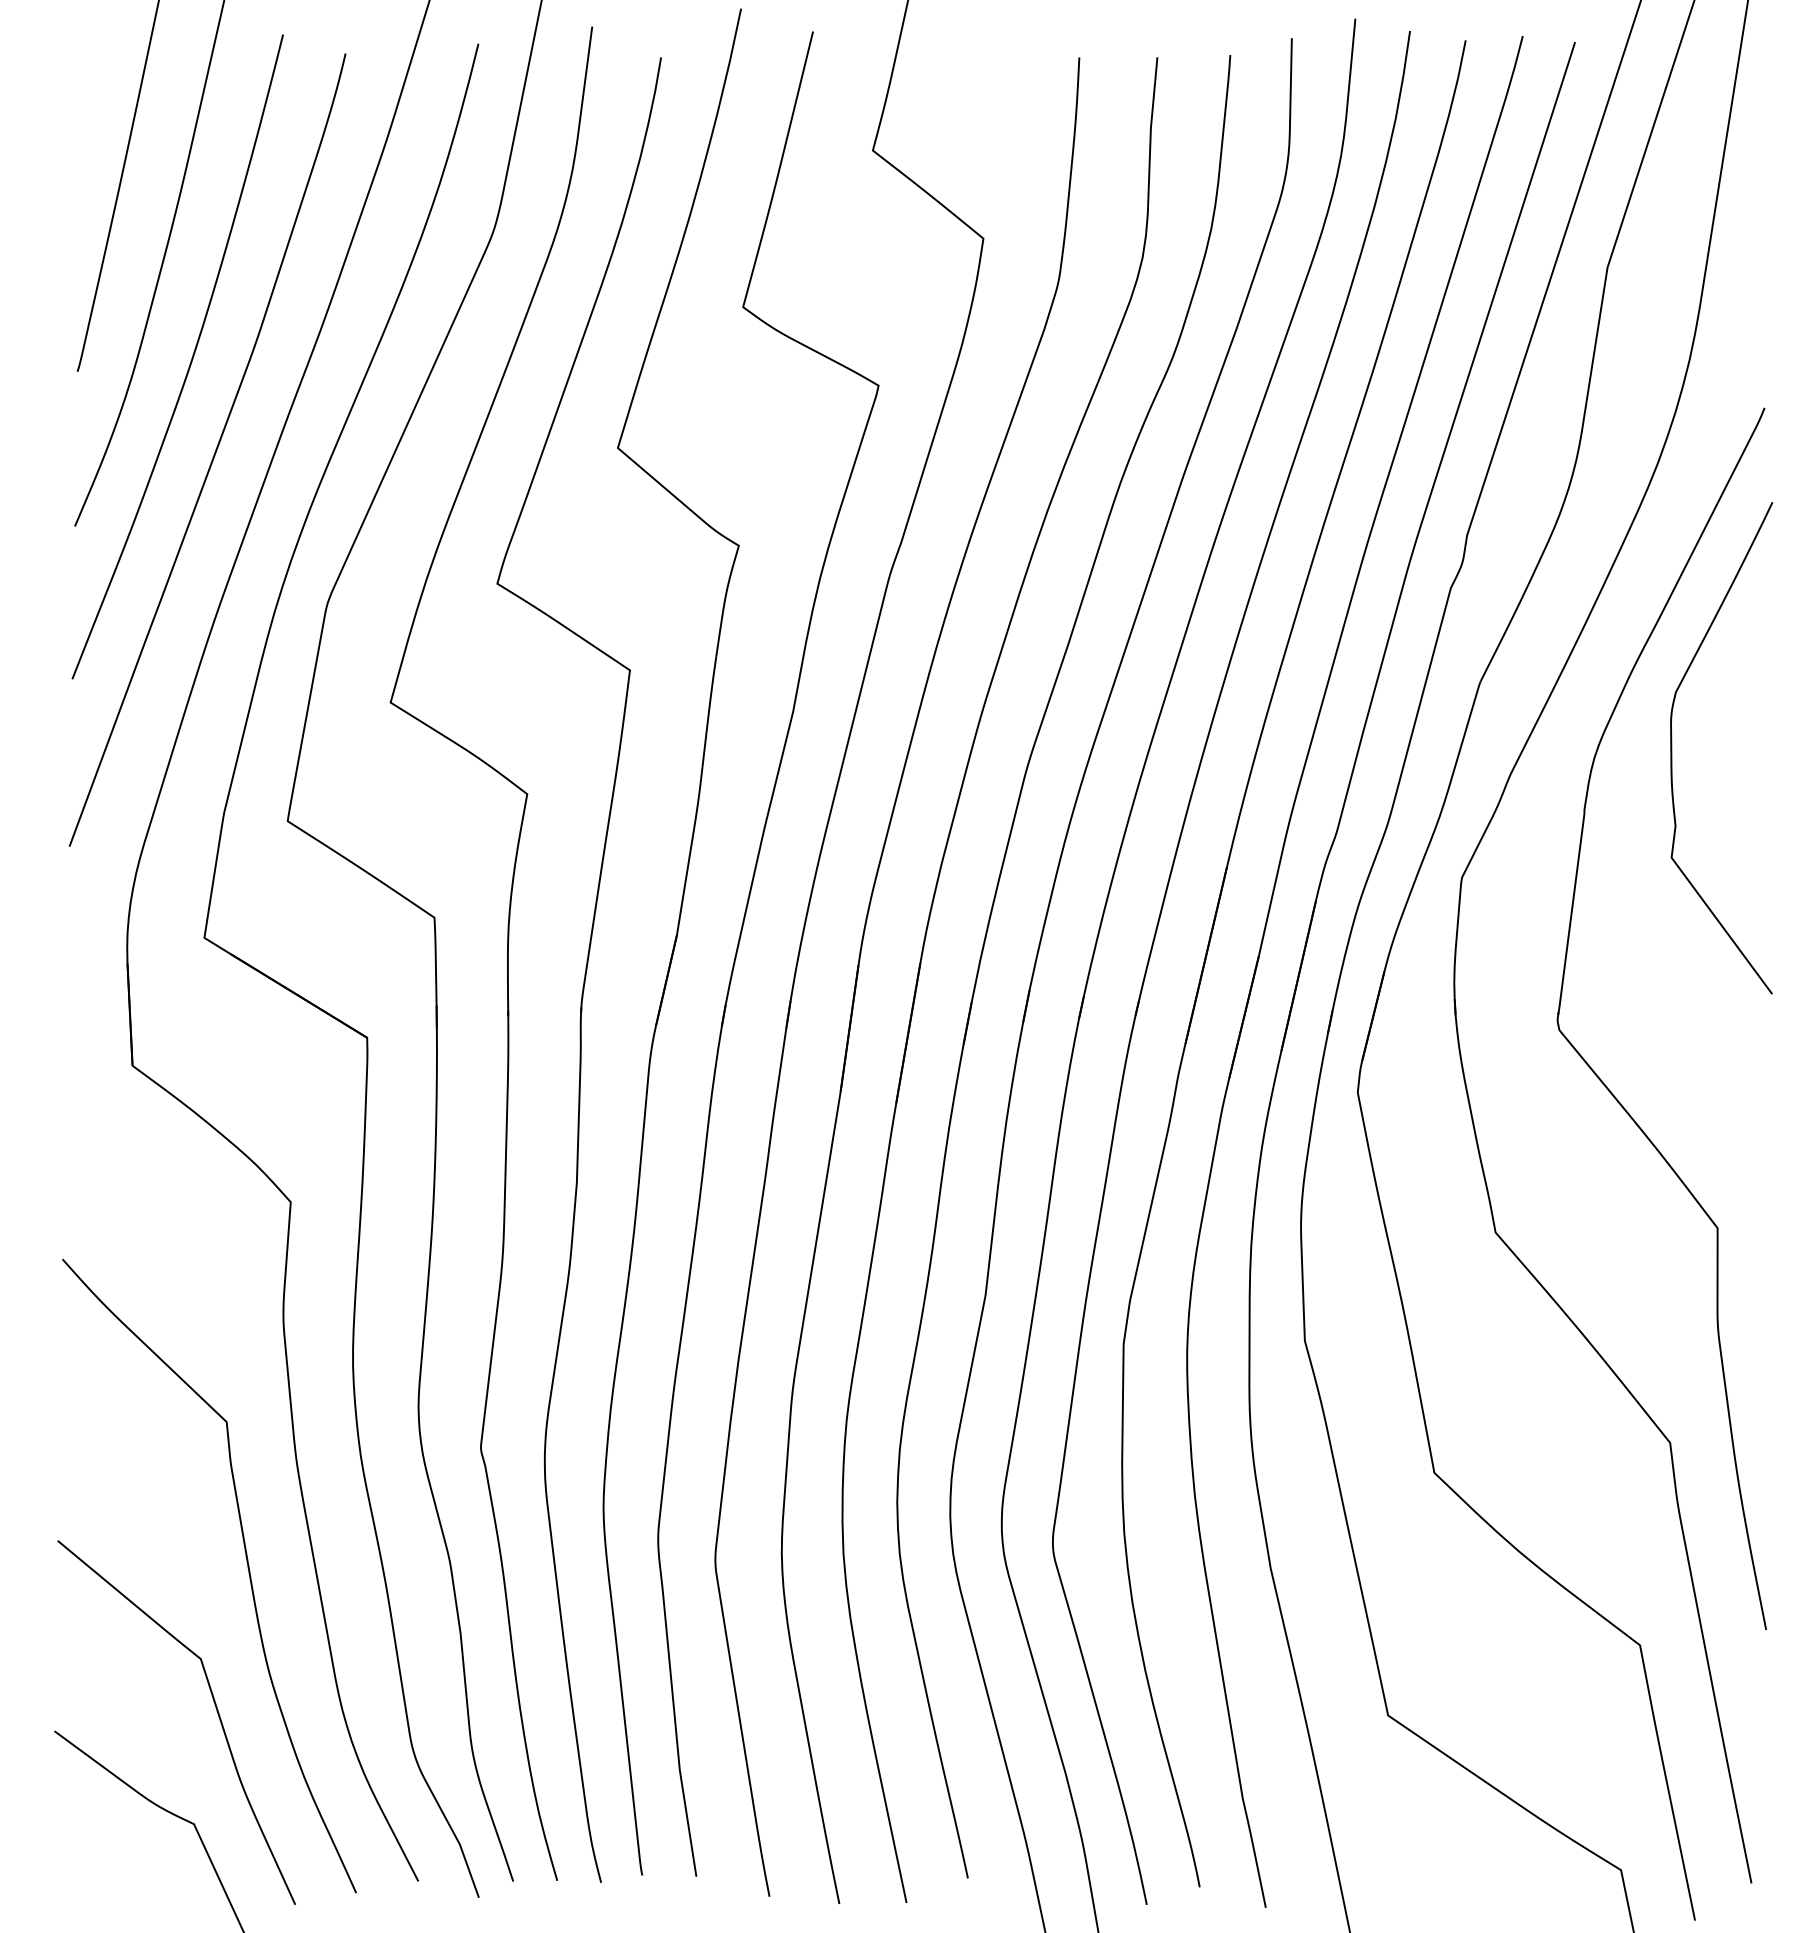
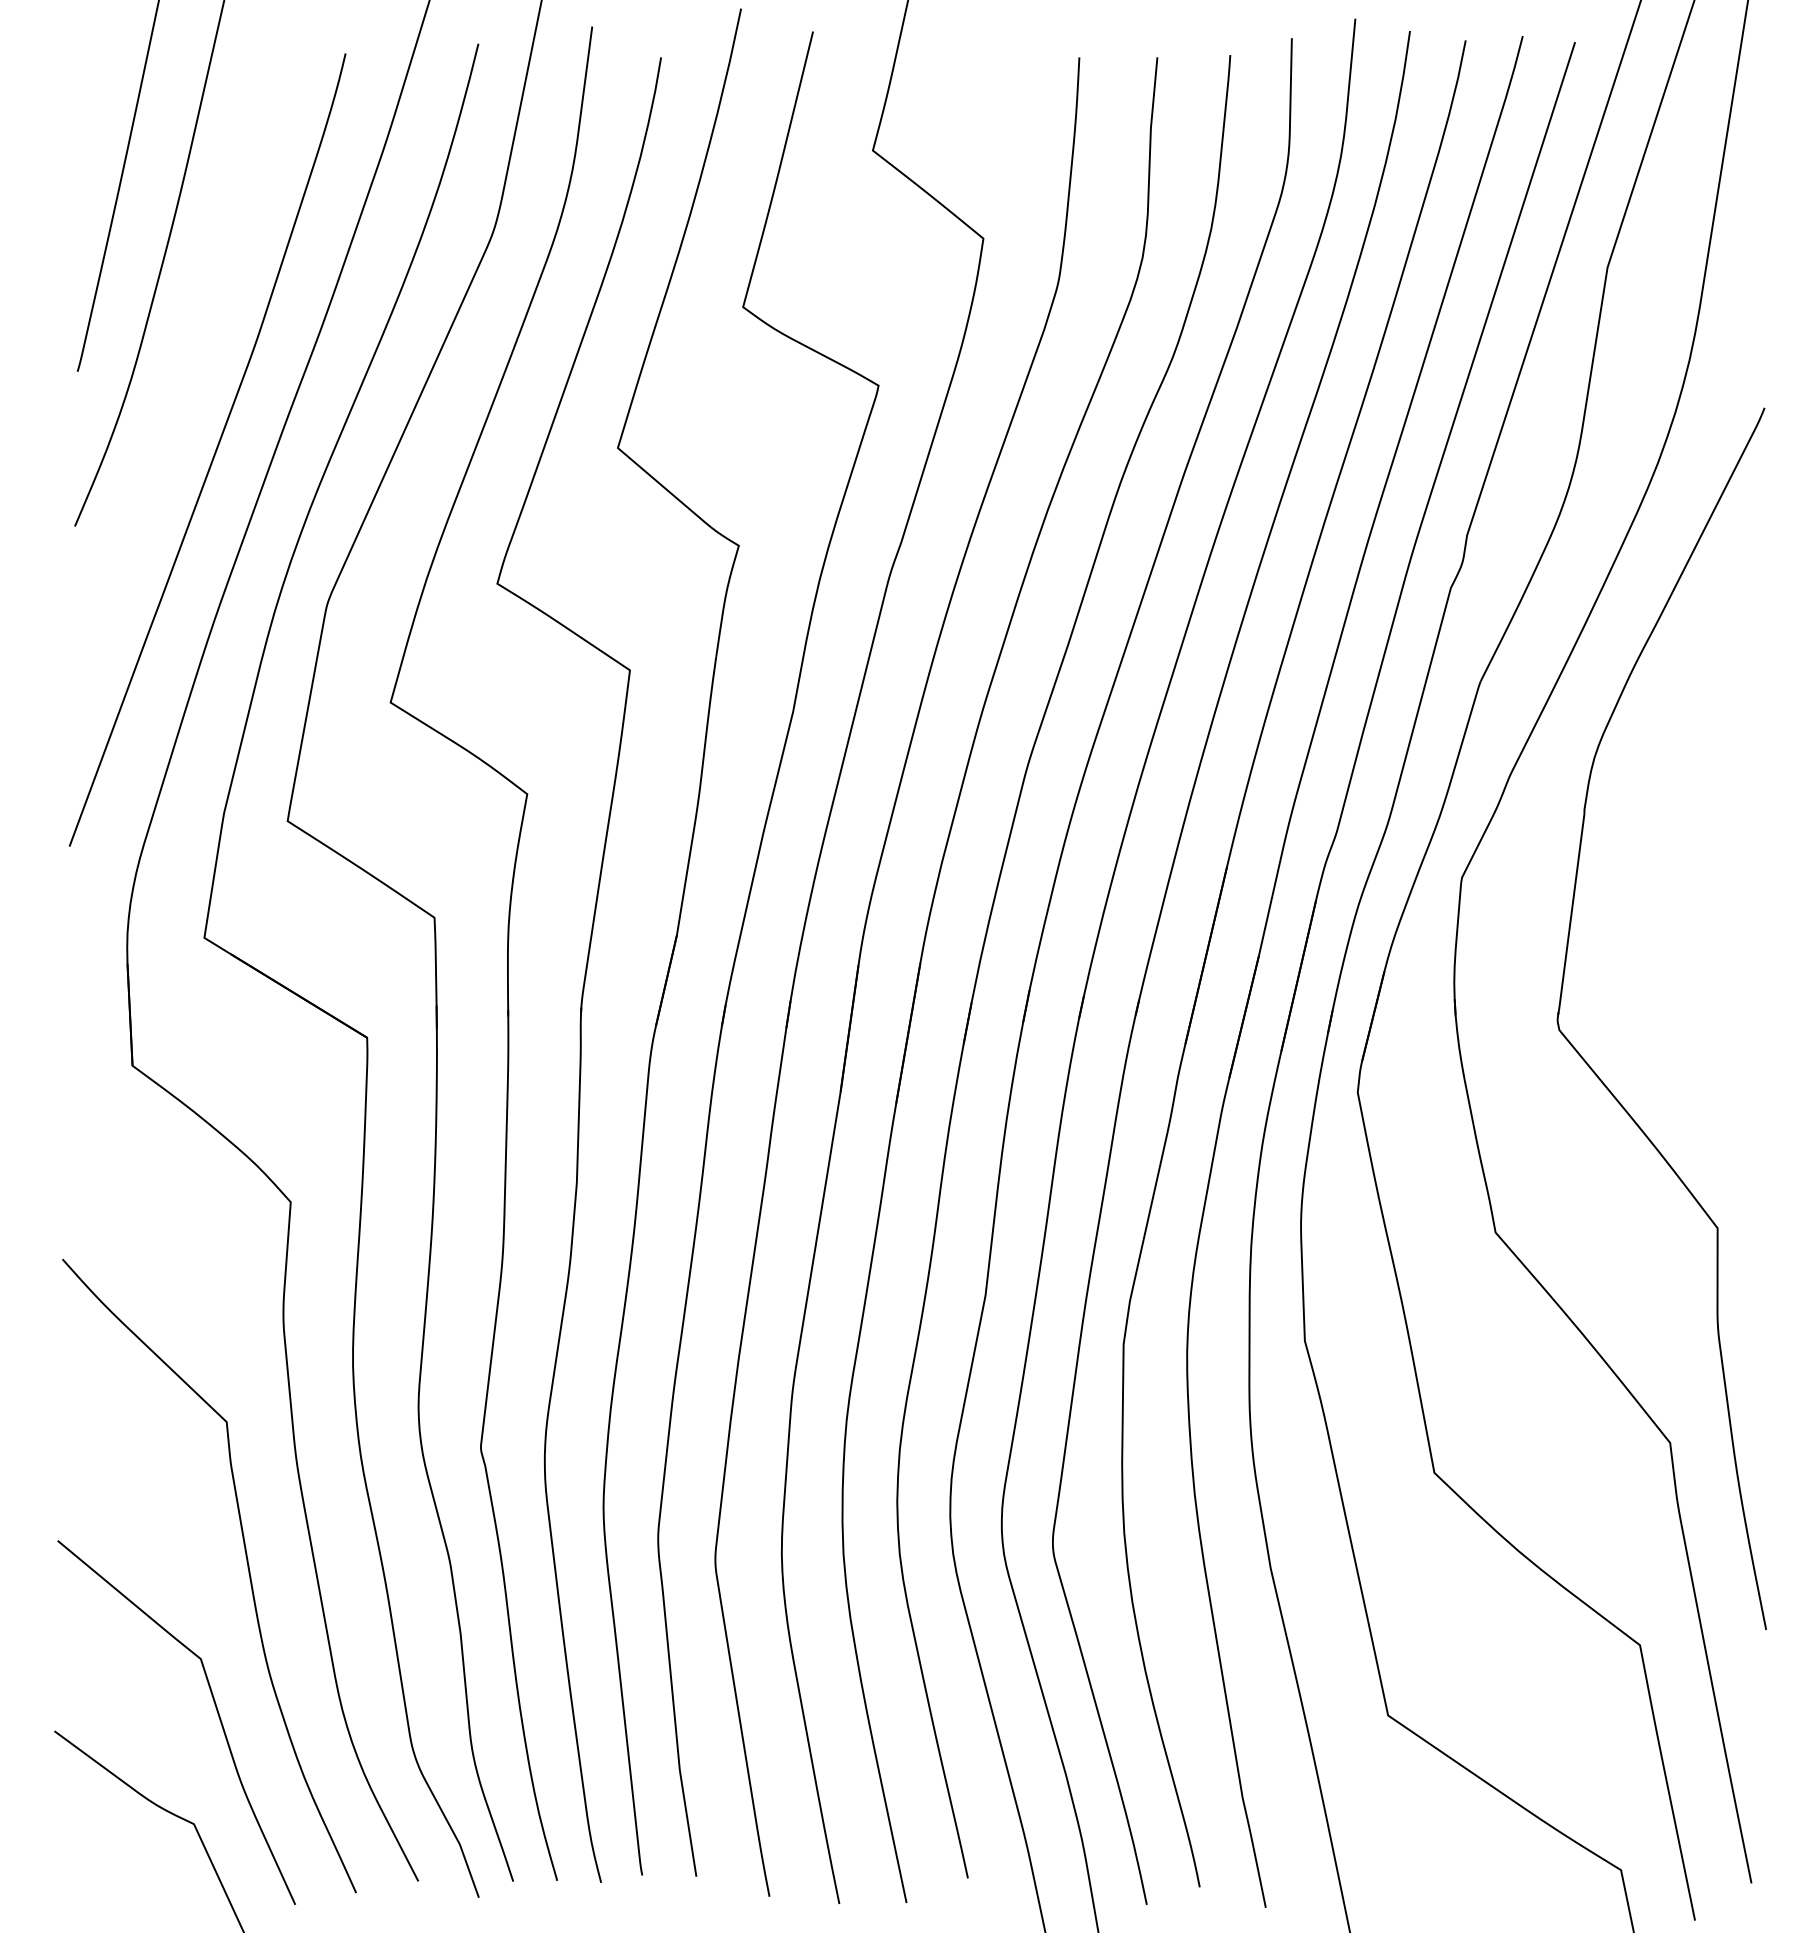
curve: present -> none (190, 360)
curve: present -> none (1672, 748)
